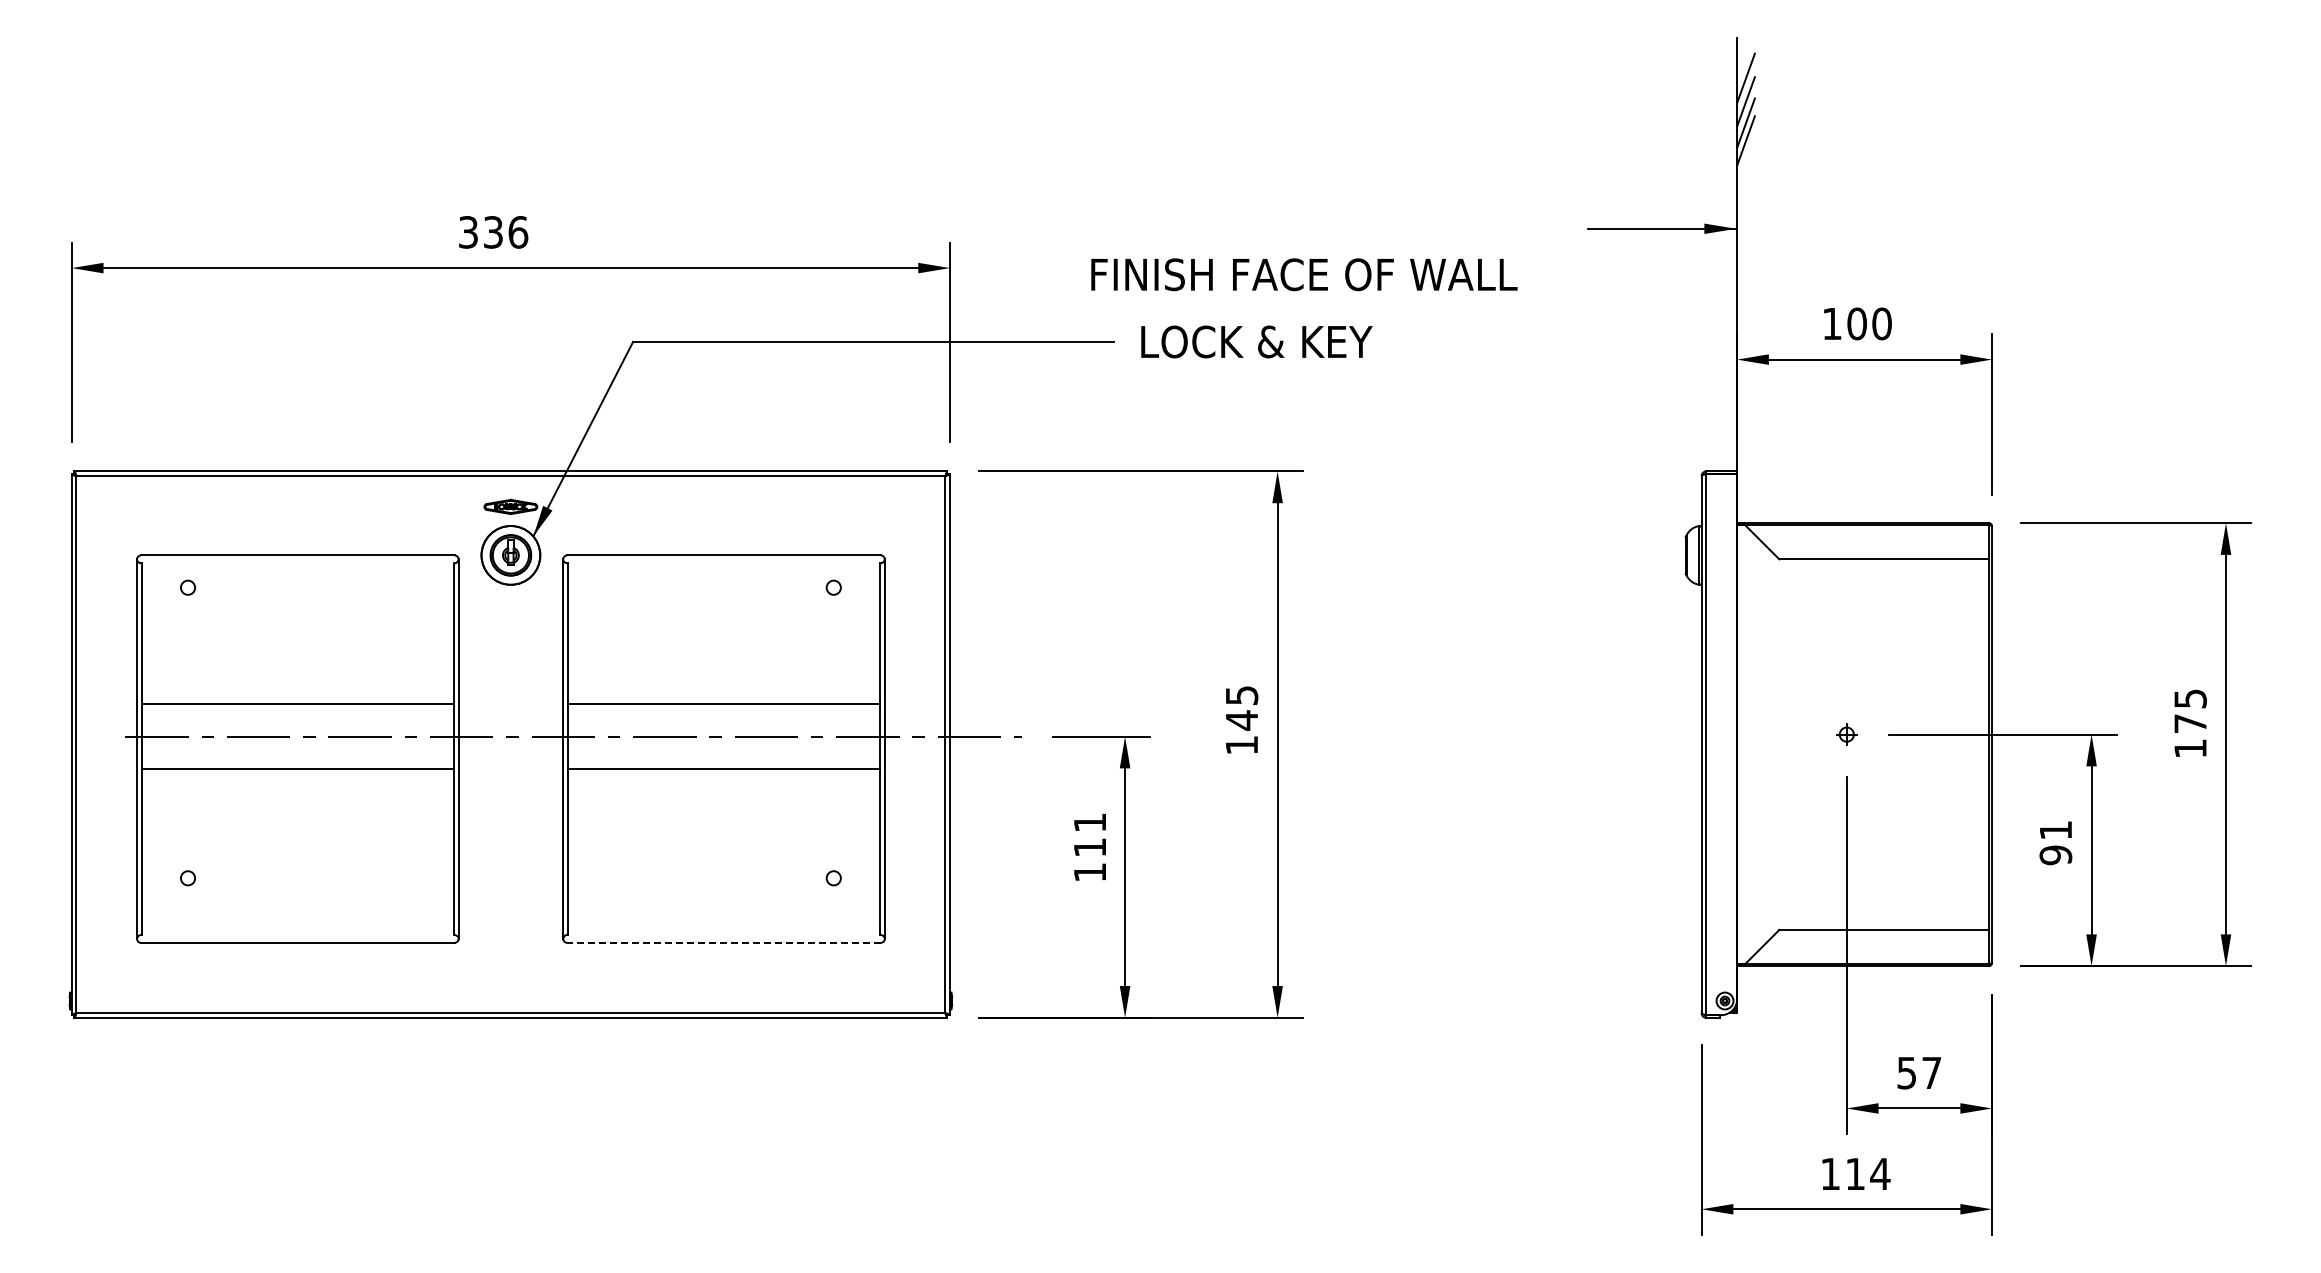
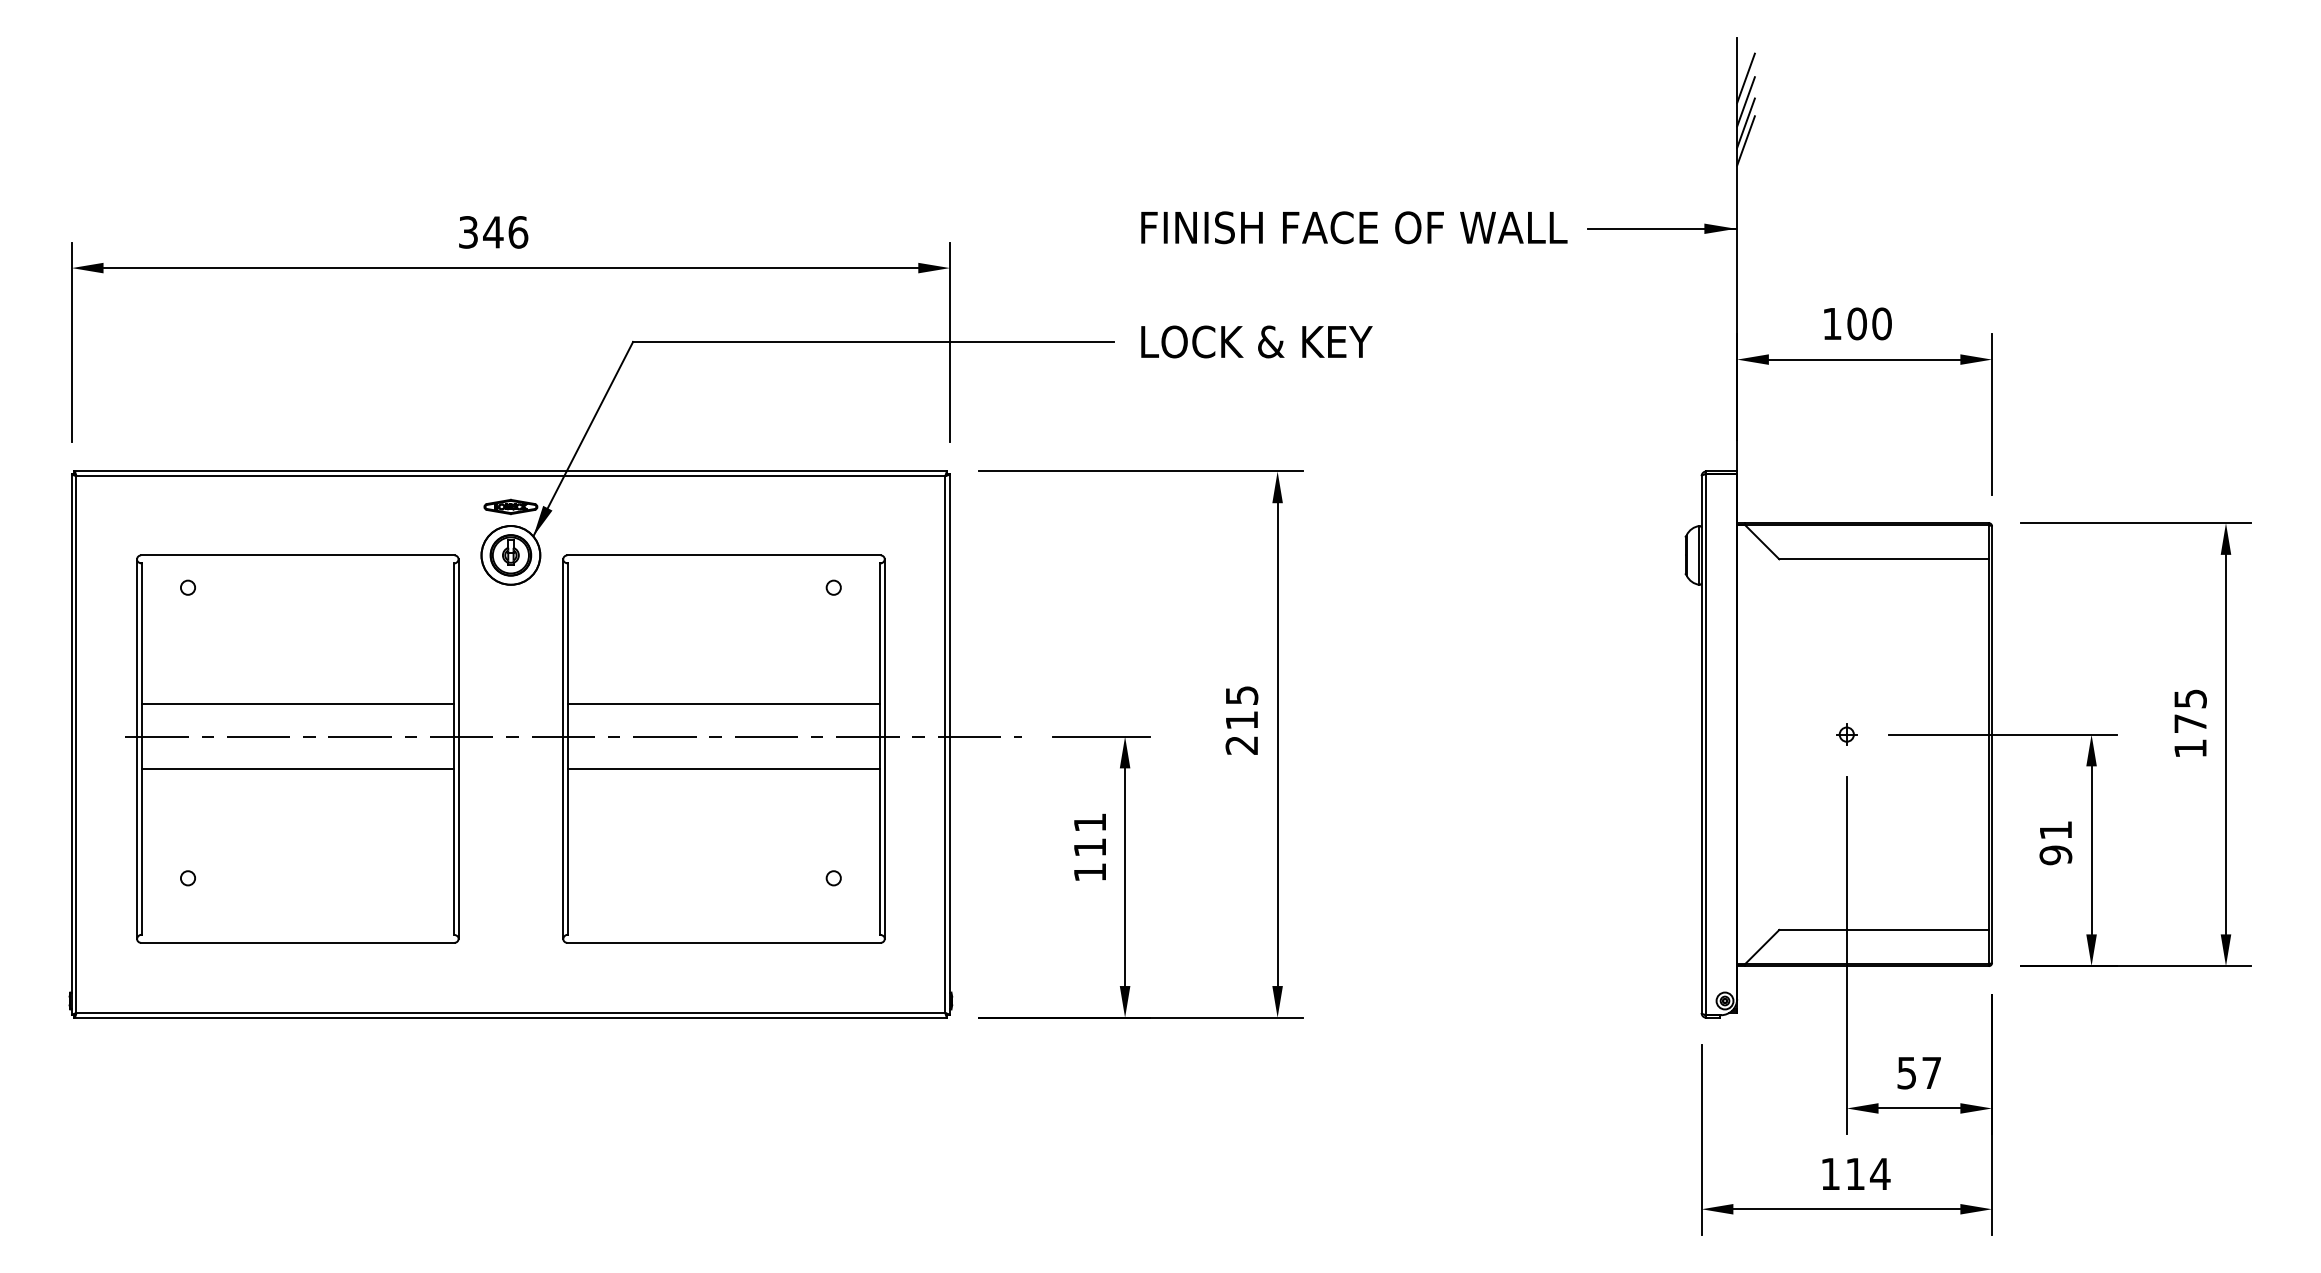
text: 336 -> 346 (493, 232)
text position: (1304, 274) -> (1354, 227) (1354, 227)
text: 145 -> 215 (1241, 732)
line: dashed -> solid (724, 942)
